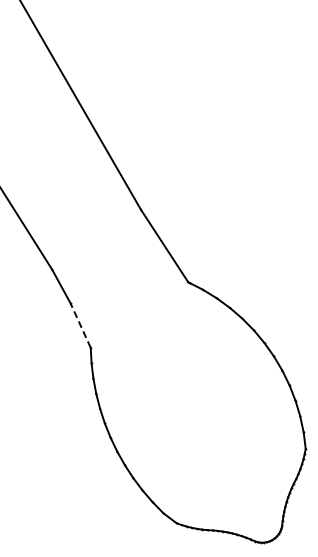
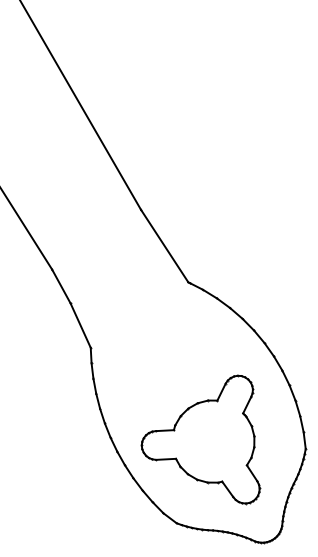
line: dashed -> solid (80, 325)
part: none -> present (200, 439)
